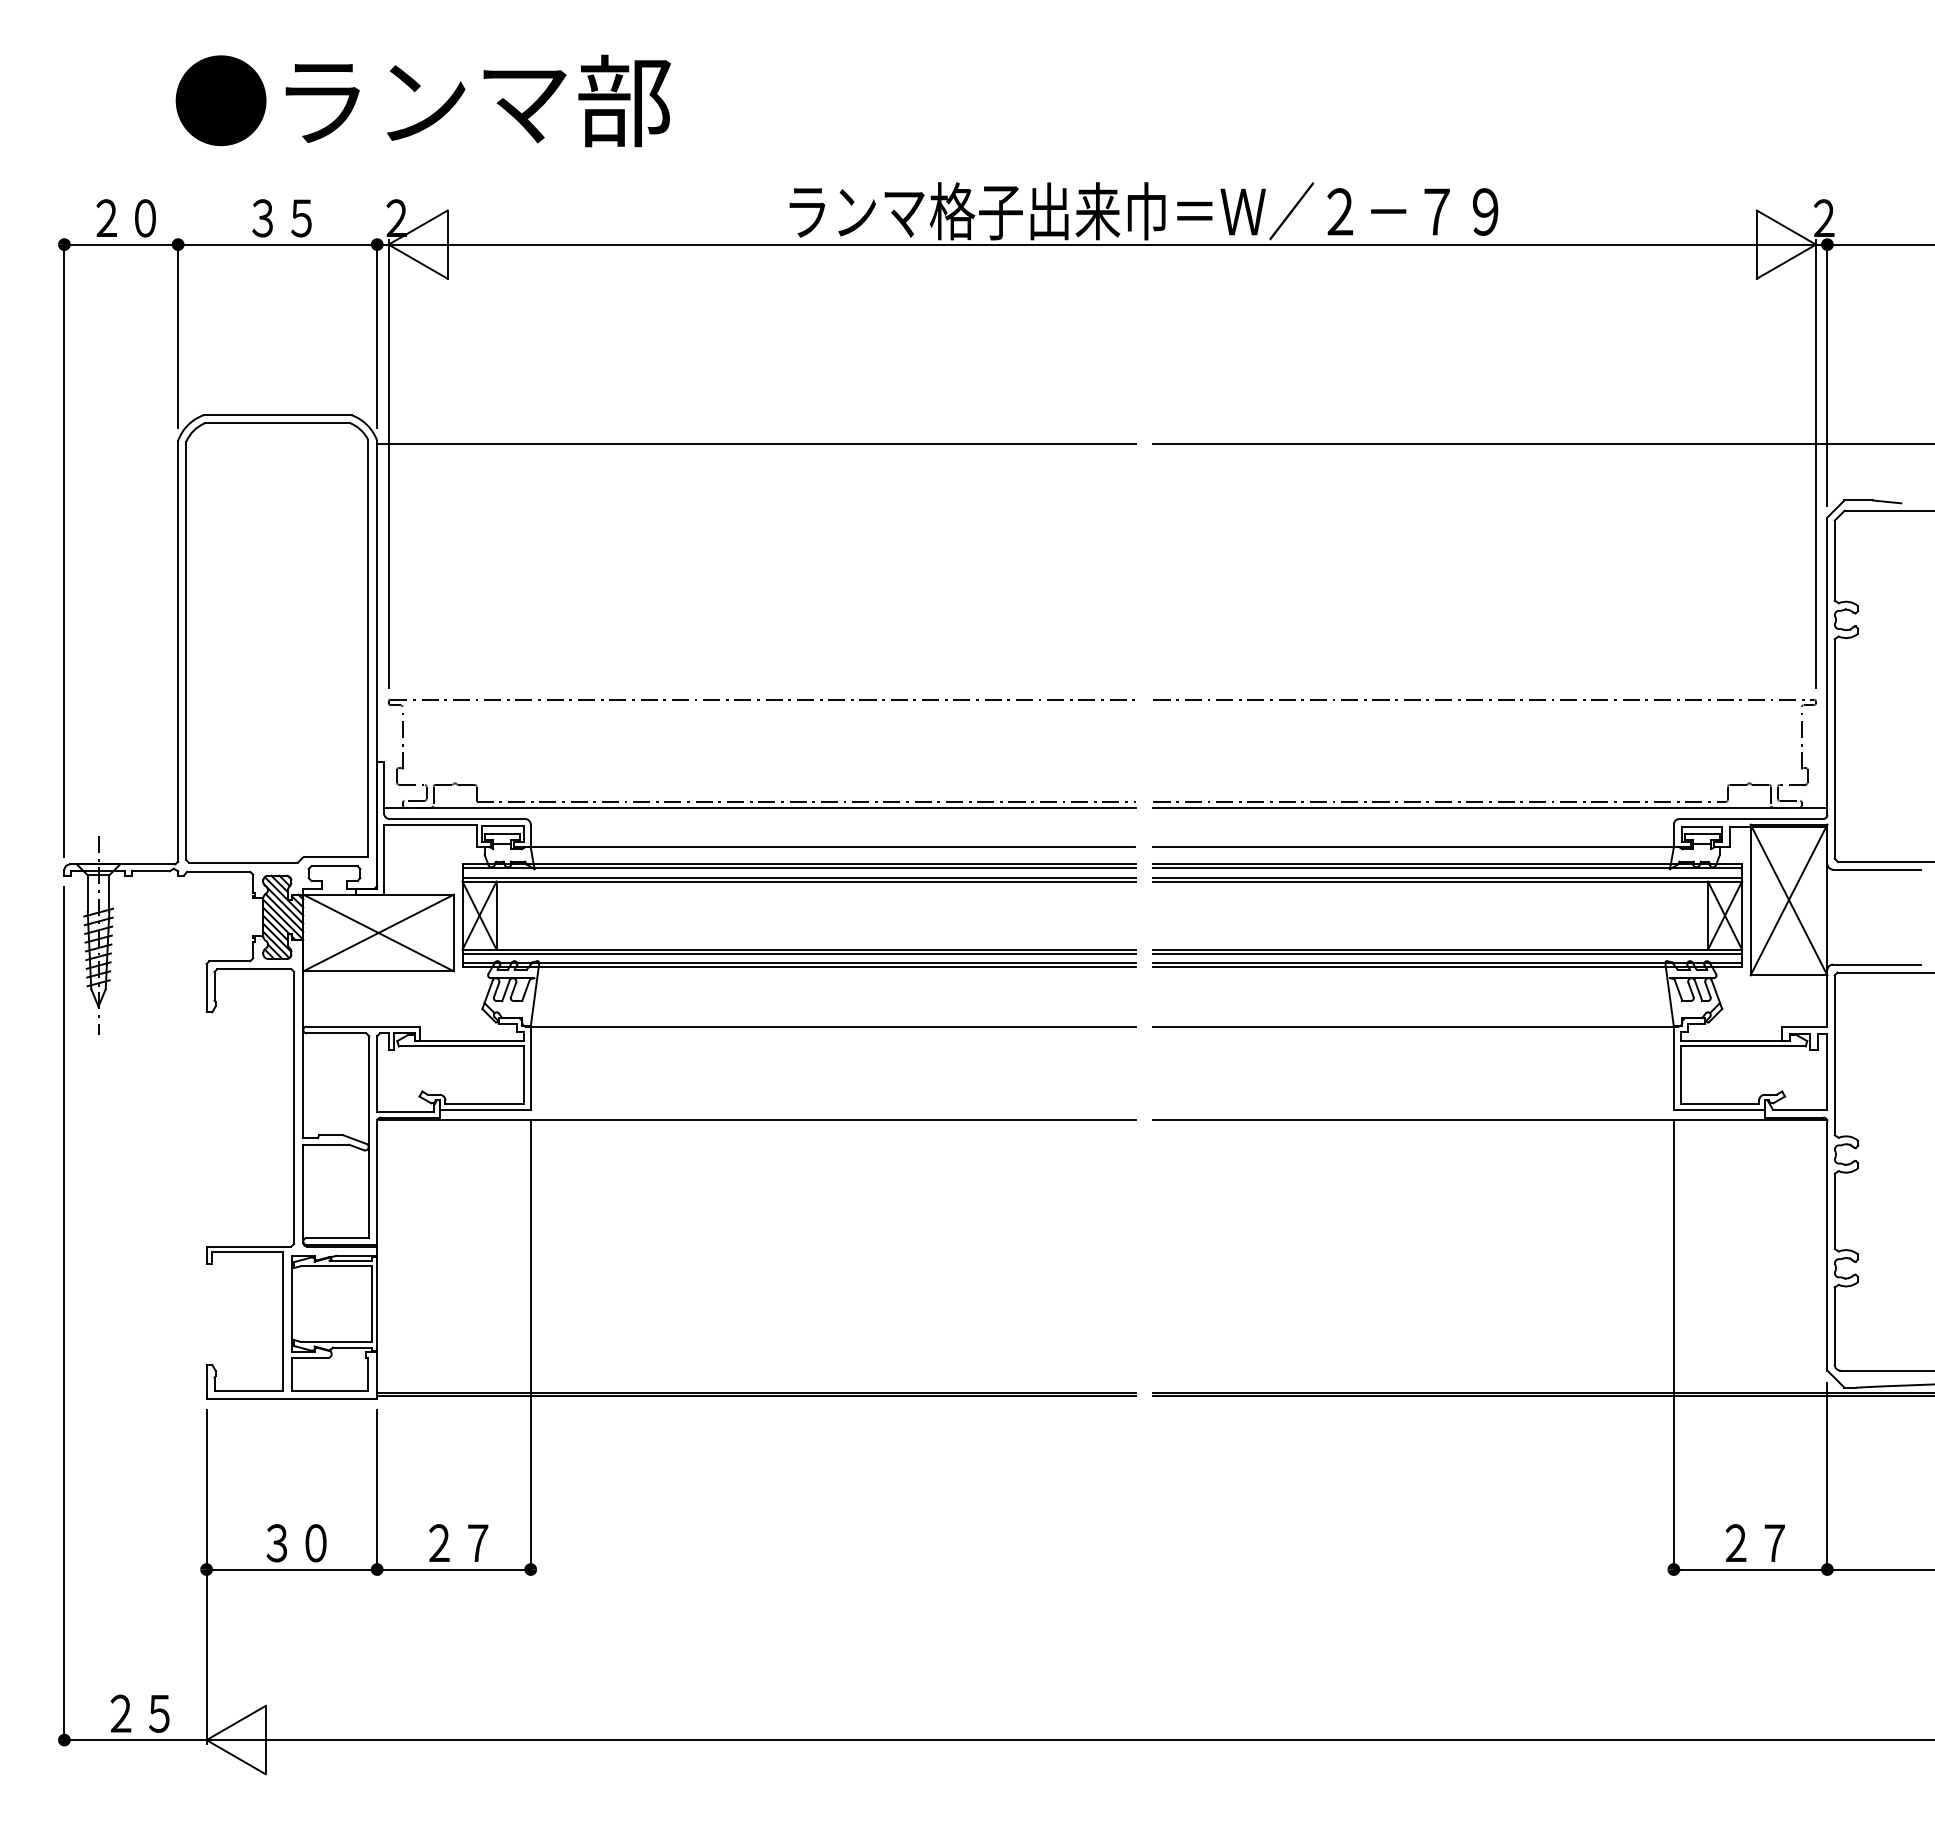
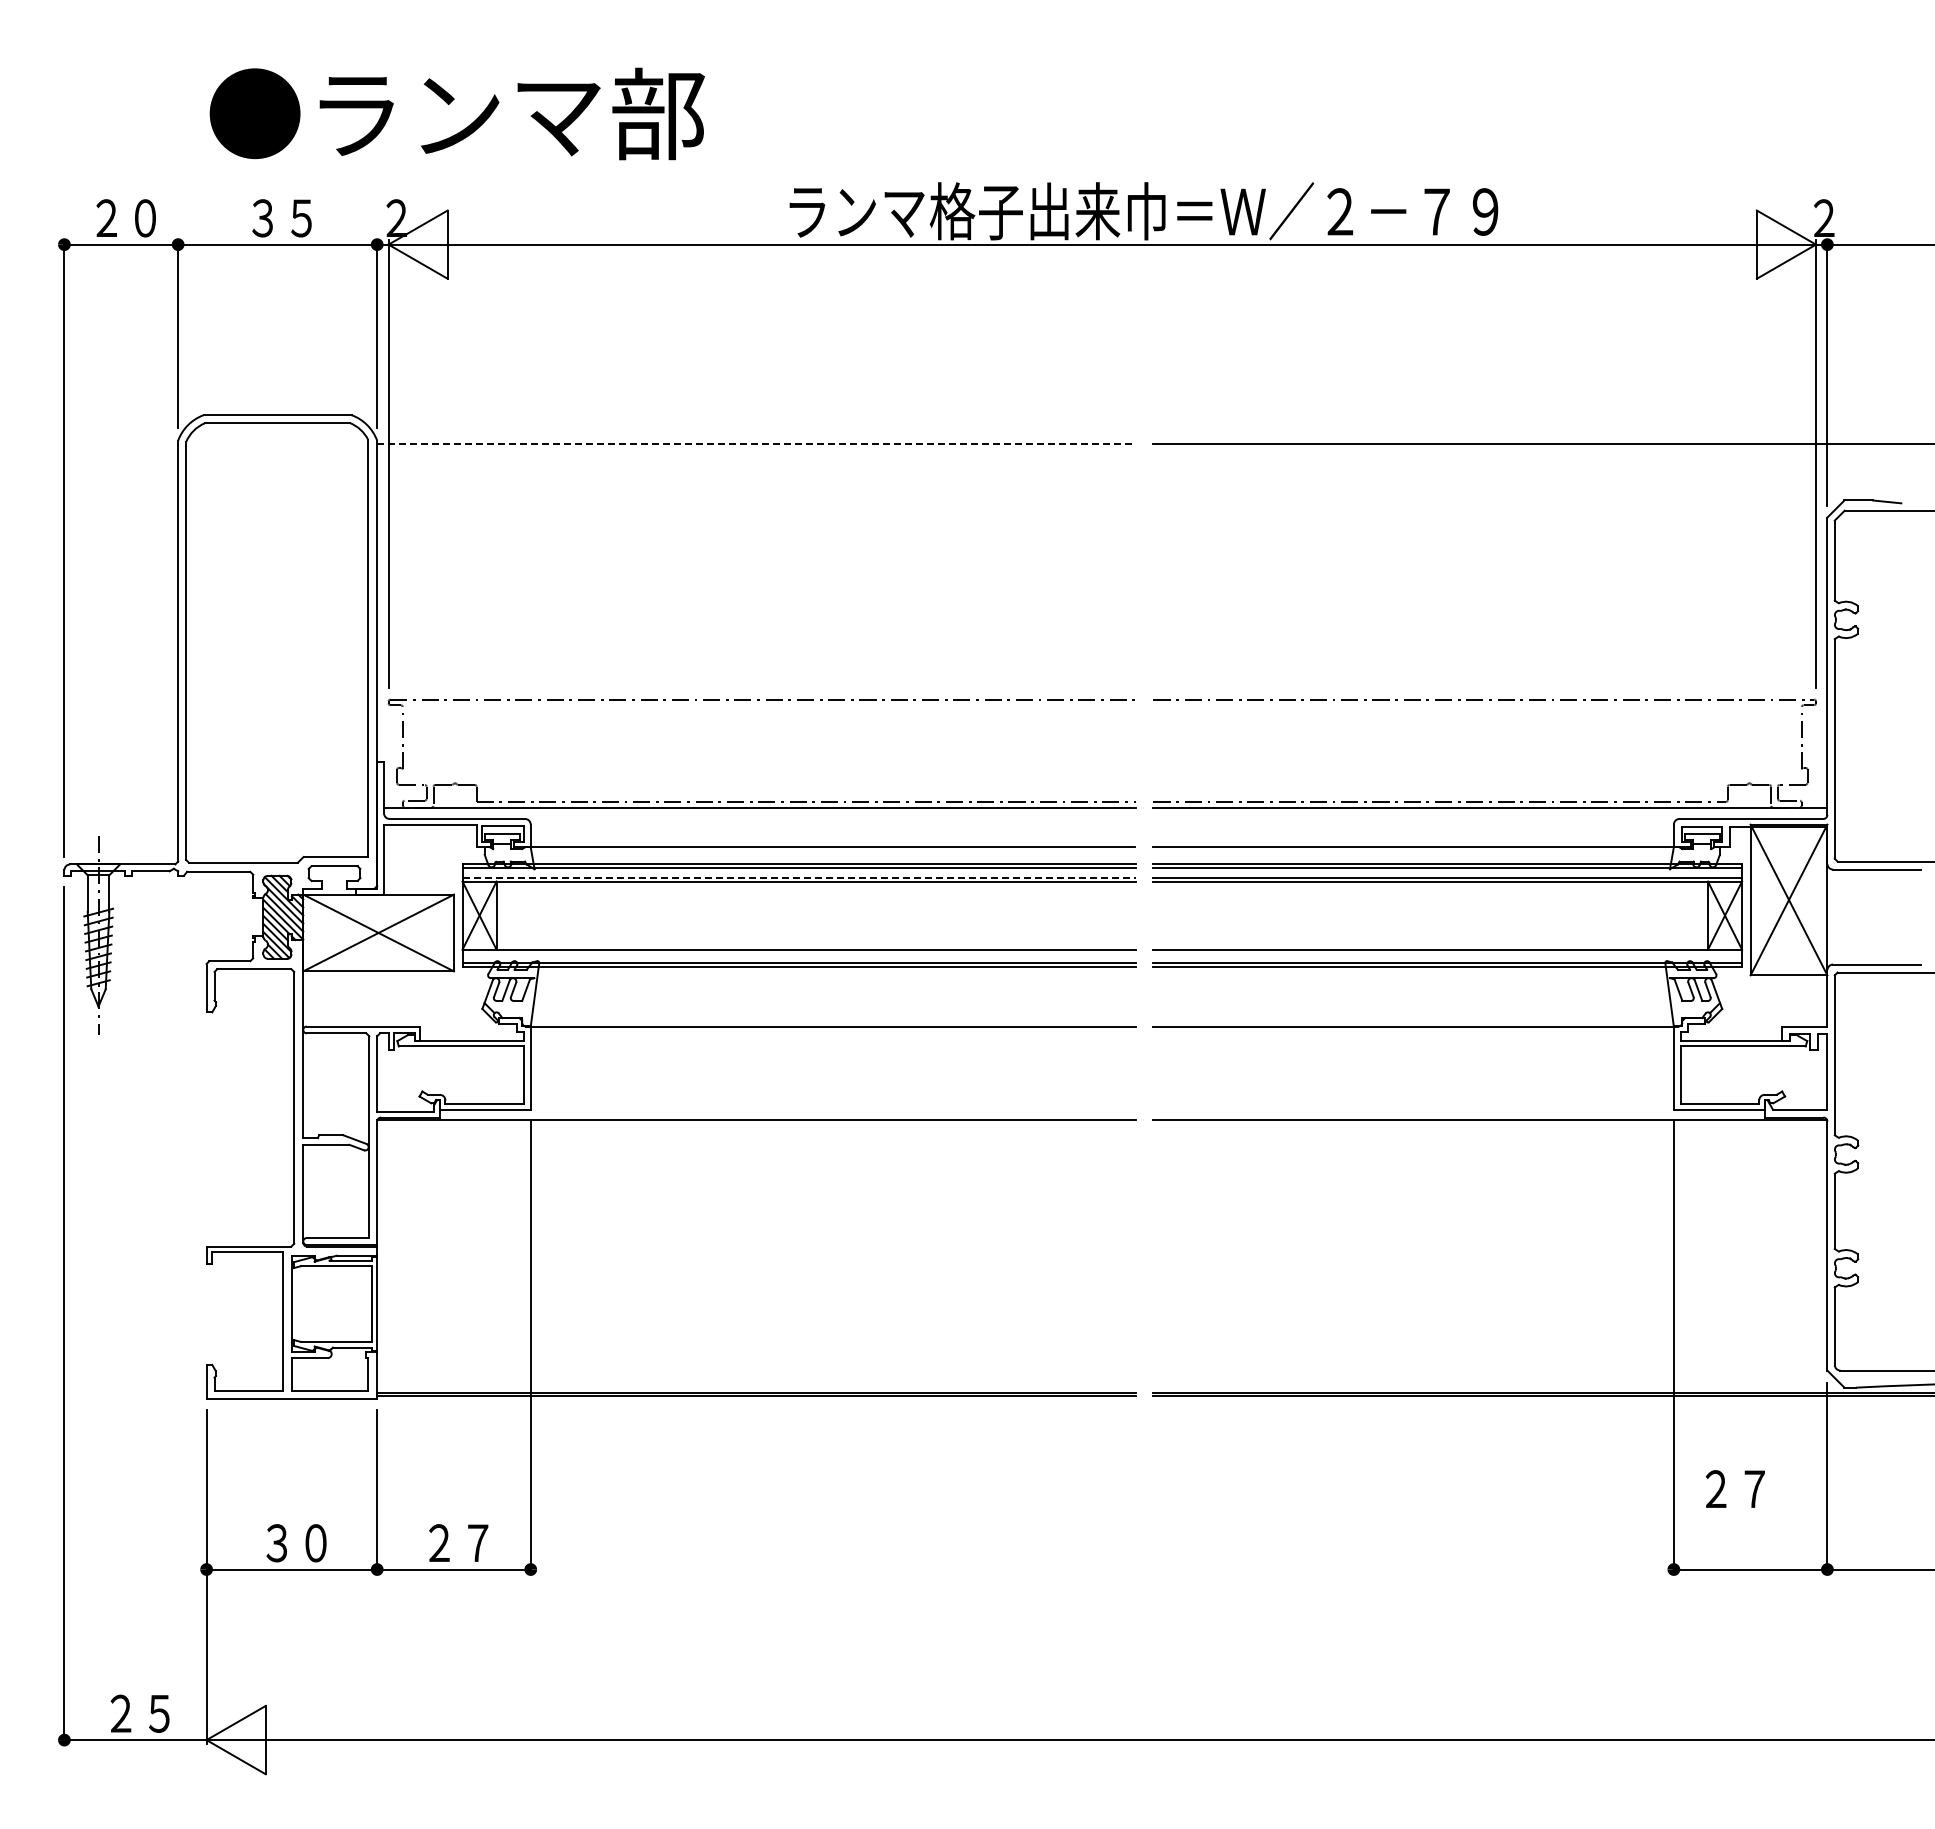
text position: (422, 100) -> (456, 113) (456, 113)
line: solid -> dashed (756, 443)
line: solid -> dashed (799, 877)
line: present -> none (799, 953)
line: present -> none (1447, 953)
text position: (1754, 1542) -> (1734, 1488) (1734, 1488)
